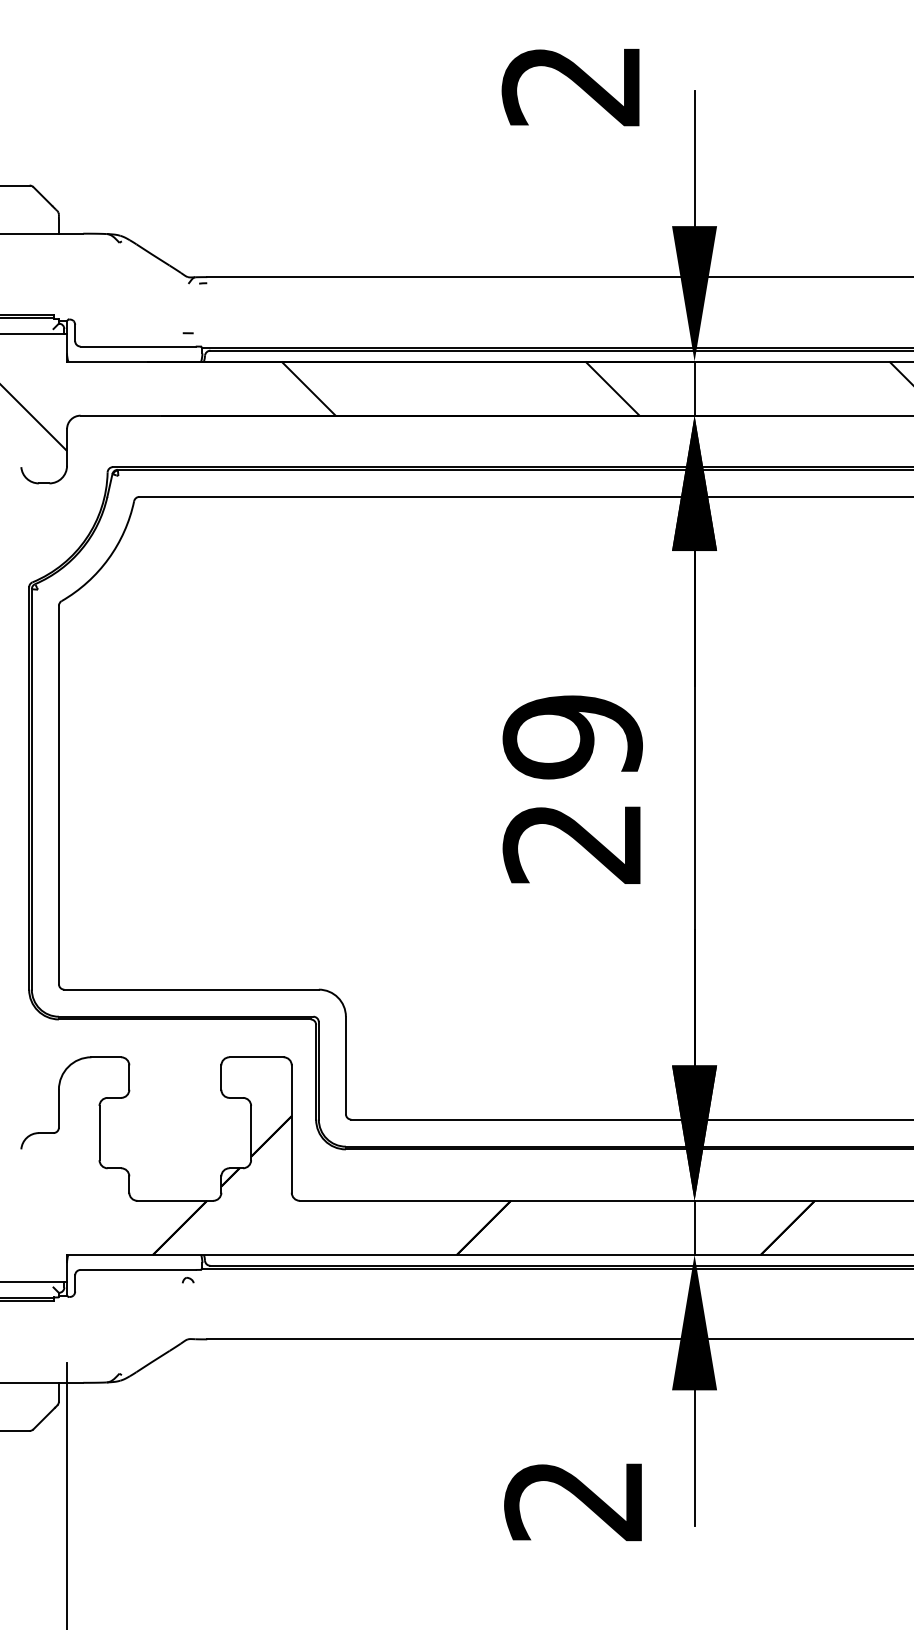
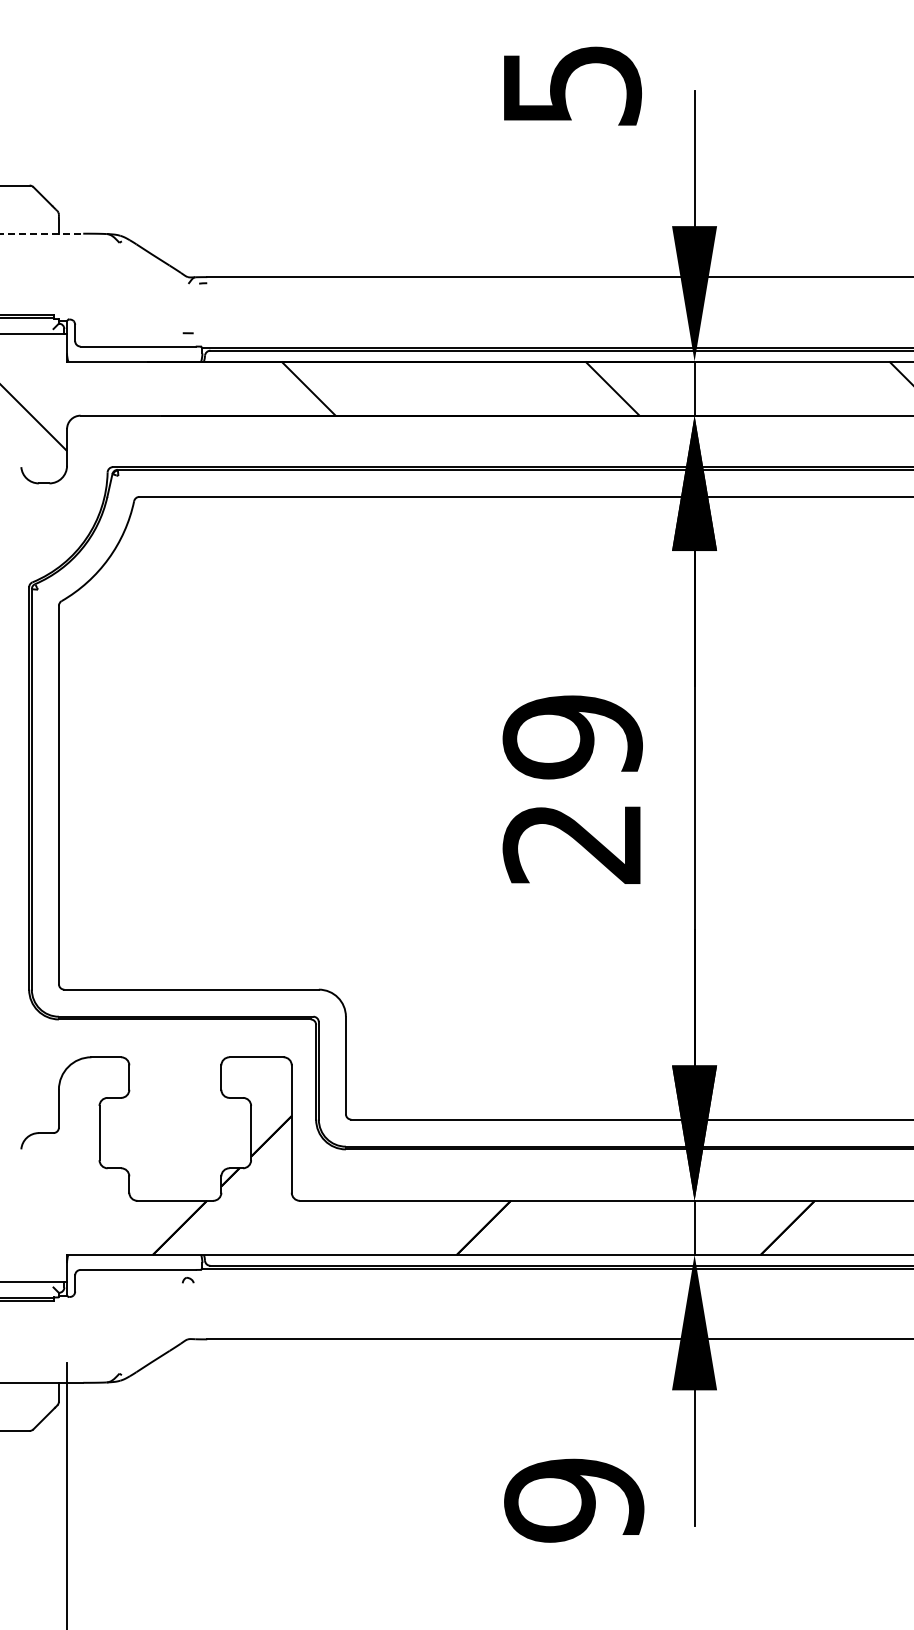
text: 2 -> 5 (571, 86)
line: solid -> dashed (42, 233)
text: 2 -> 9 (574, 1500)
